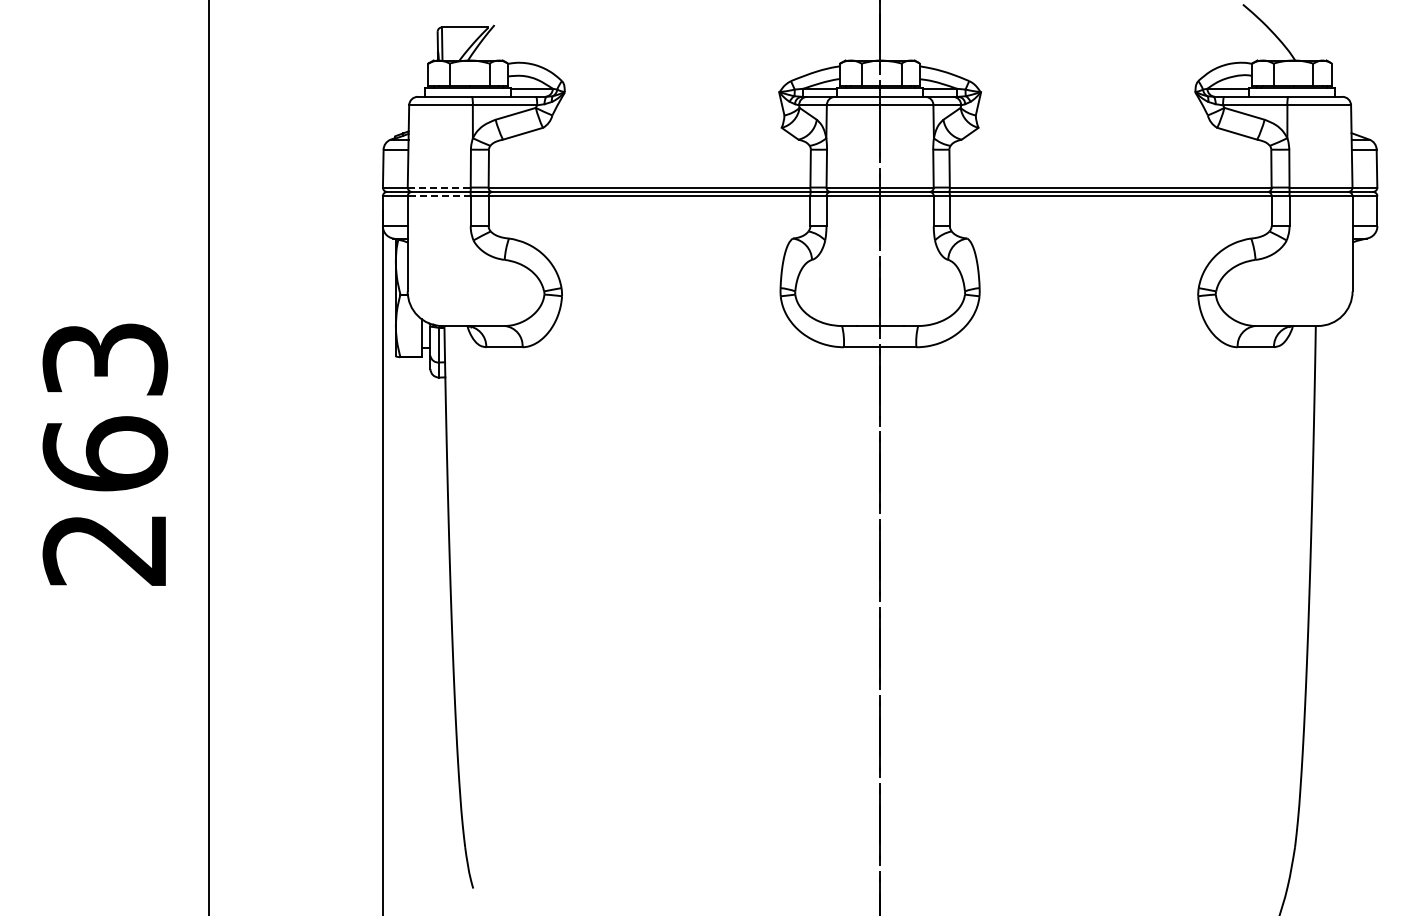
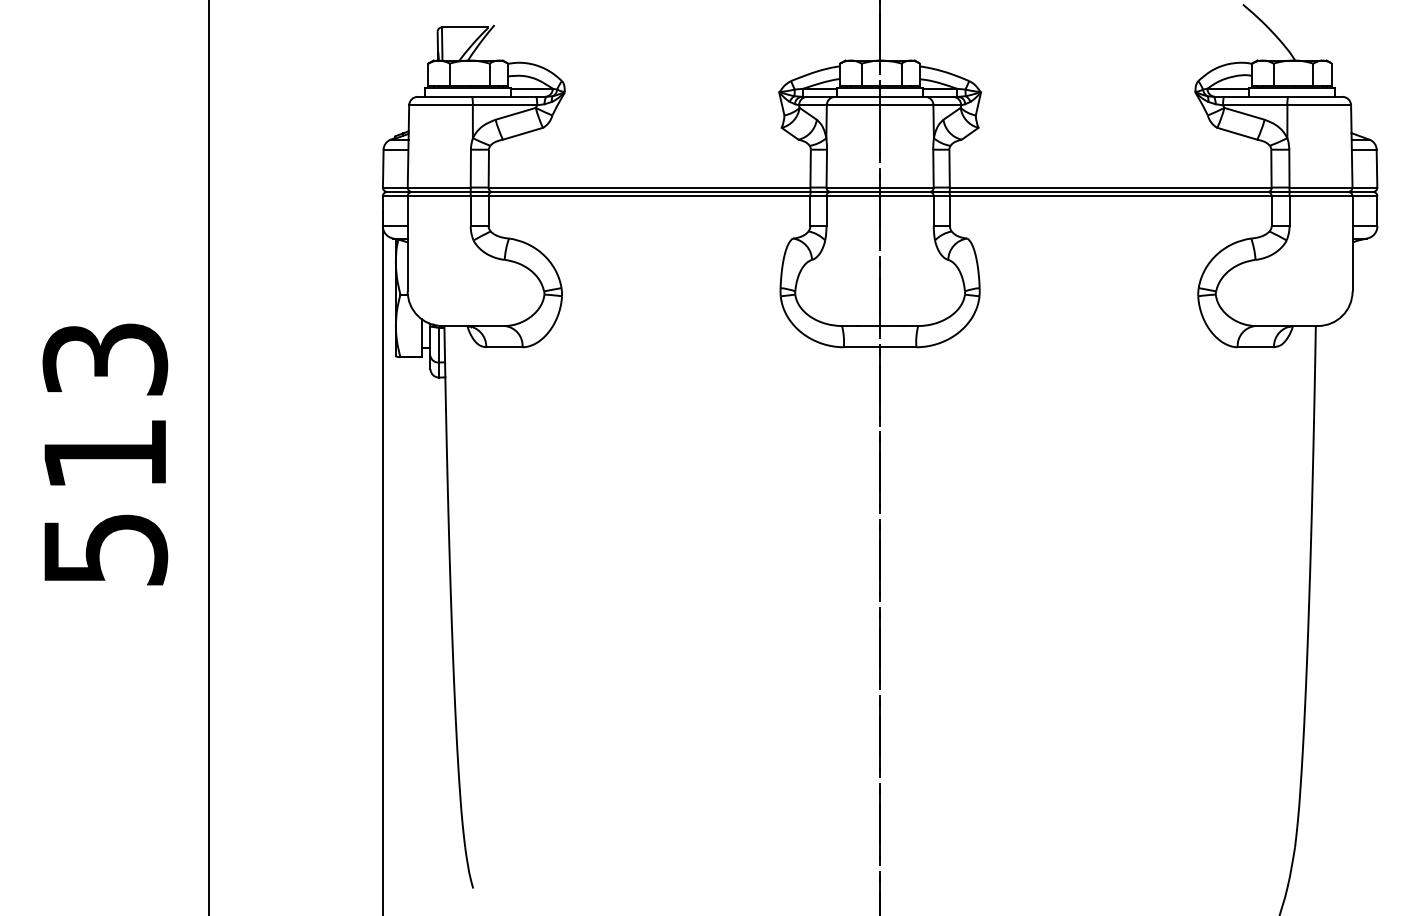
line: dashed -> solid (439, 187)
line: dashed -> solid (439, 196)
text: 263 -> 513 (105, 500)
